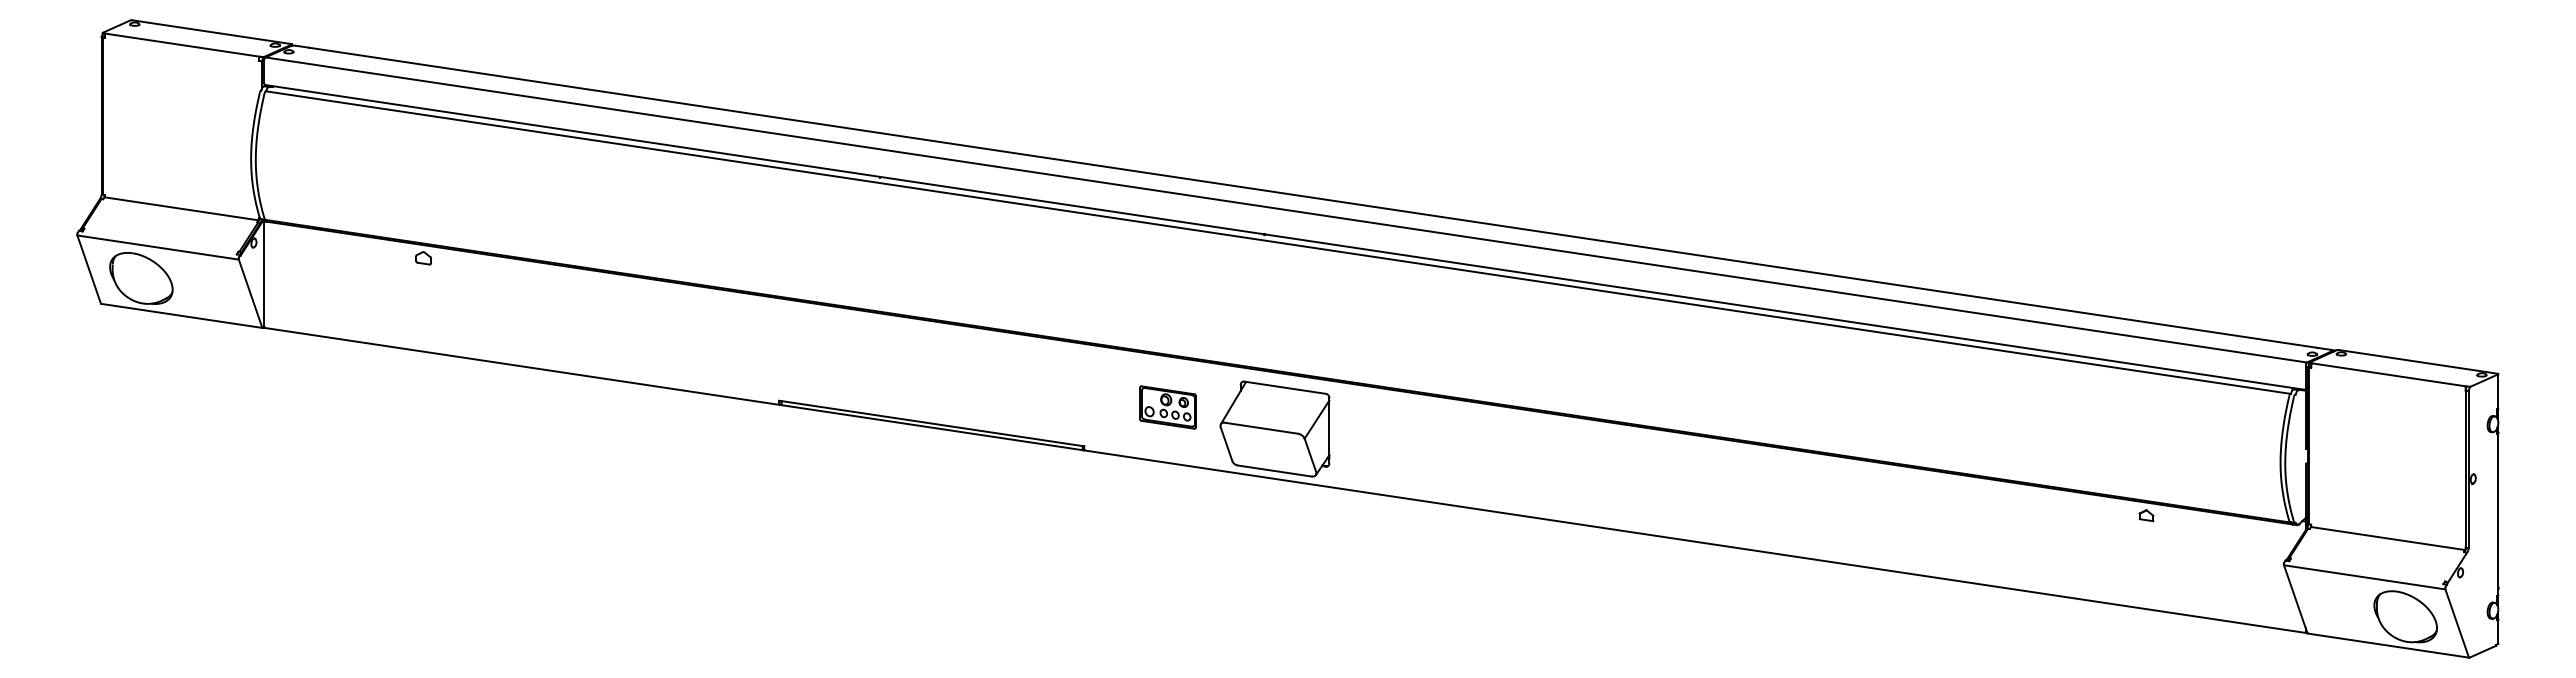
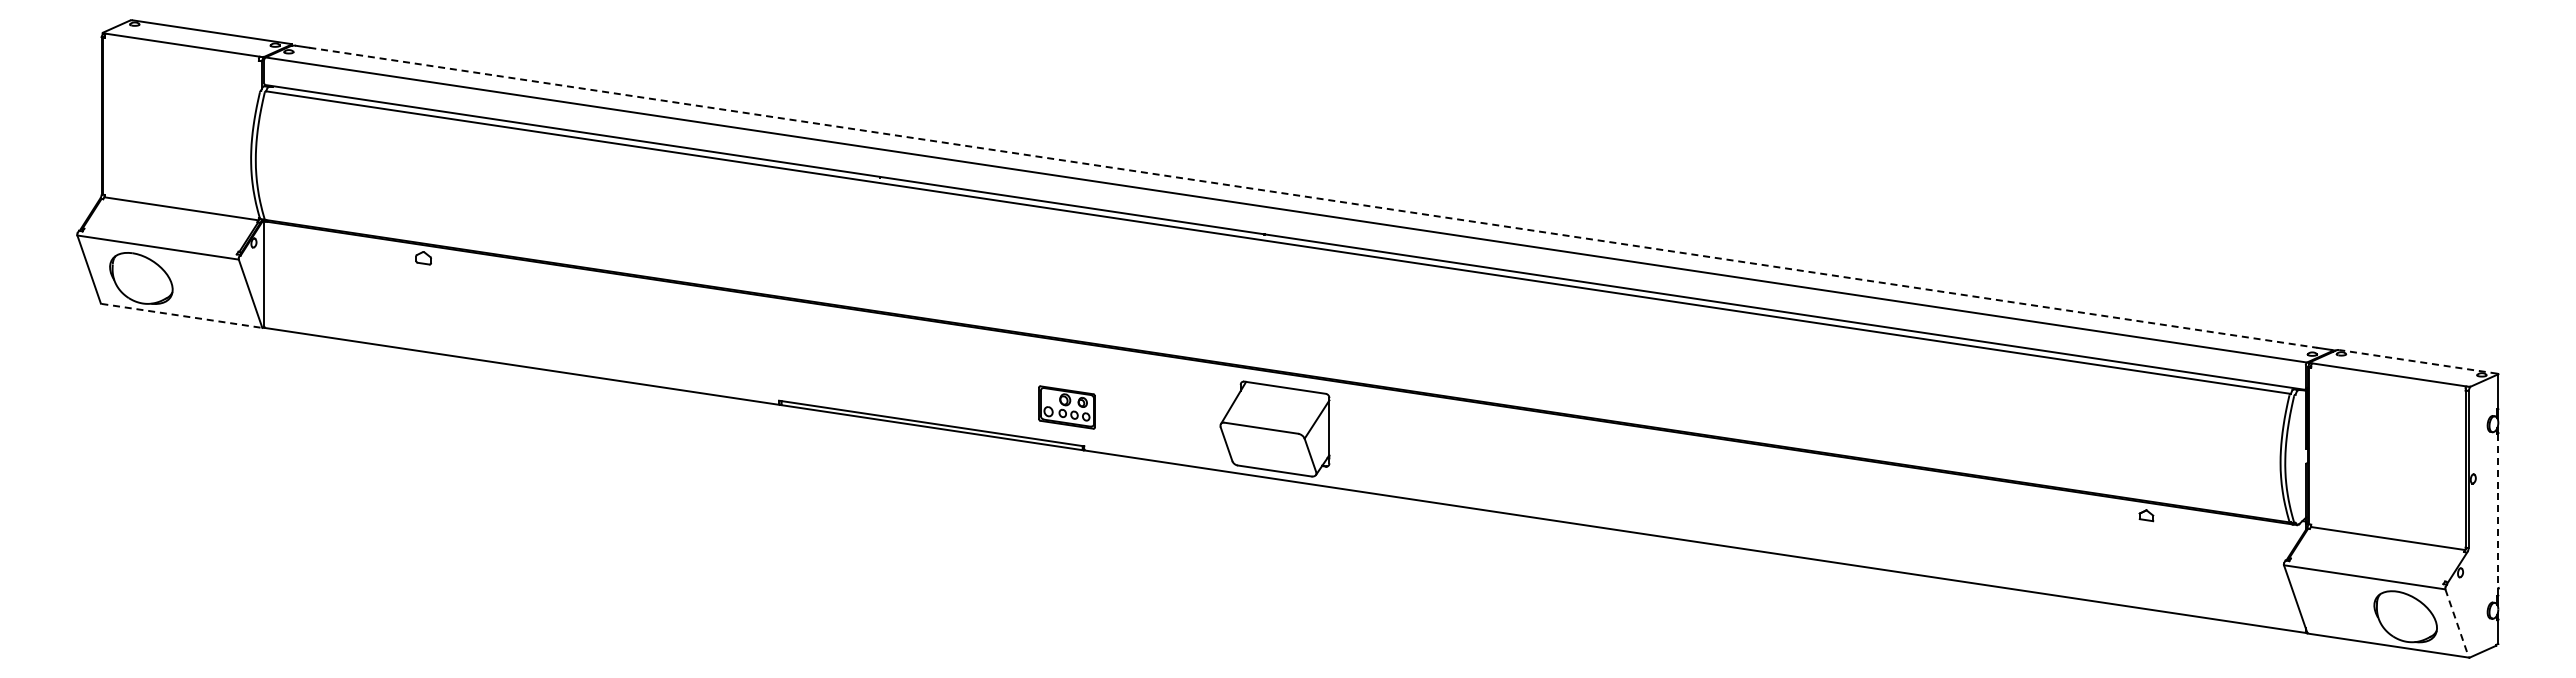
line: solid -> dashed (1313, 197)
line: solid -> dashed (182, 315)
line: solid -> dashed (2418, 361)
part position: (1167, 407) -> (1066, 407) (1066, 407)
line: solid -> dashed (2498, 513)
line: solid -> dashed (2457, 623)
